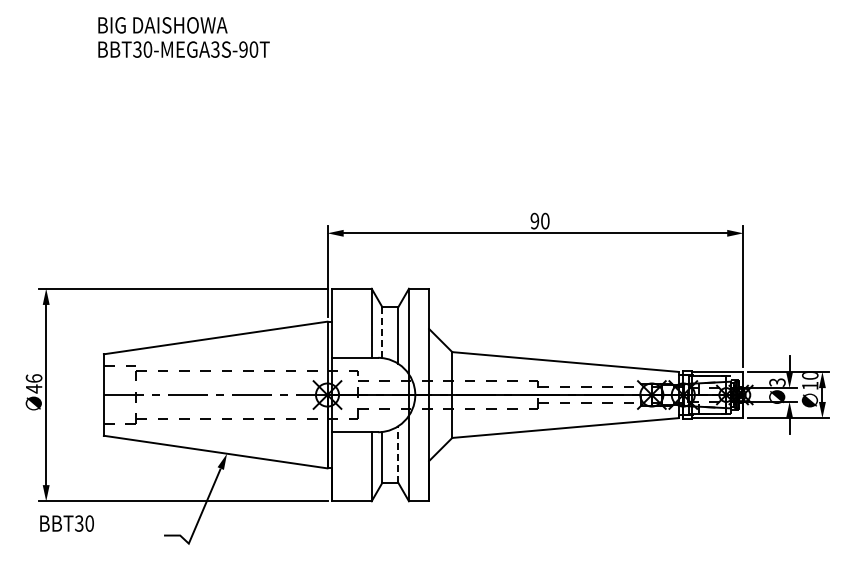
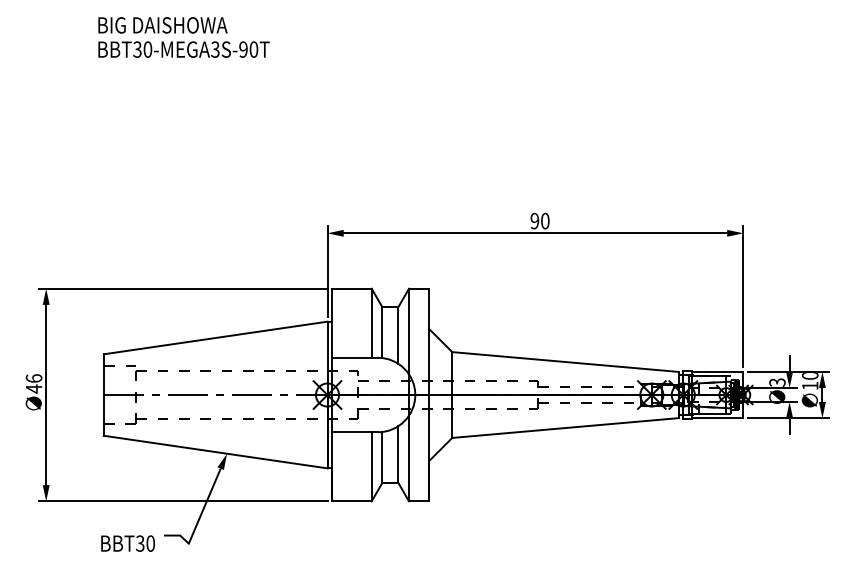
line: dashed -> solid (382, 332)
line: dashed -> solid (398, 454)
text position: (66, 523) -> (127, 543) (127, 543)
